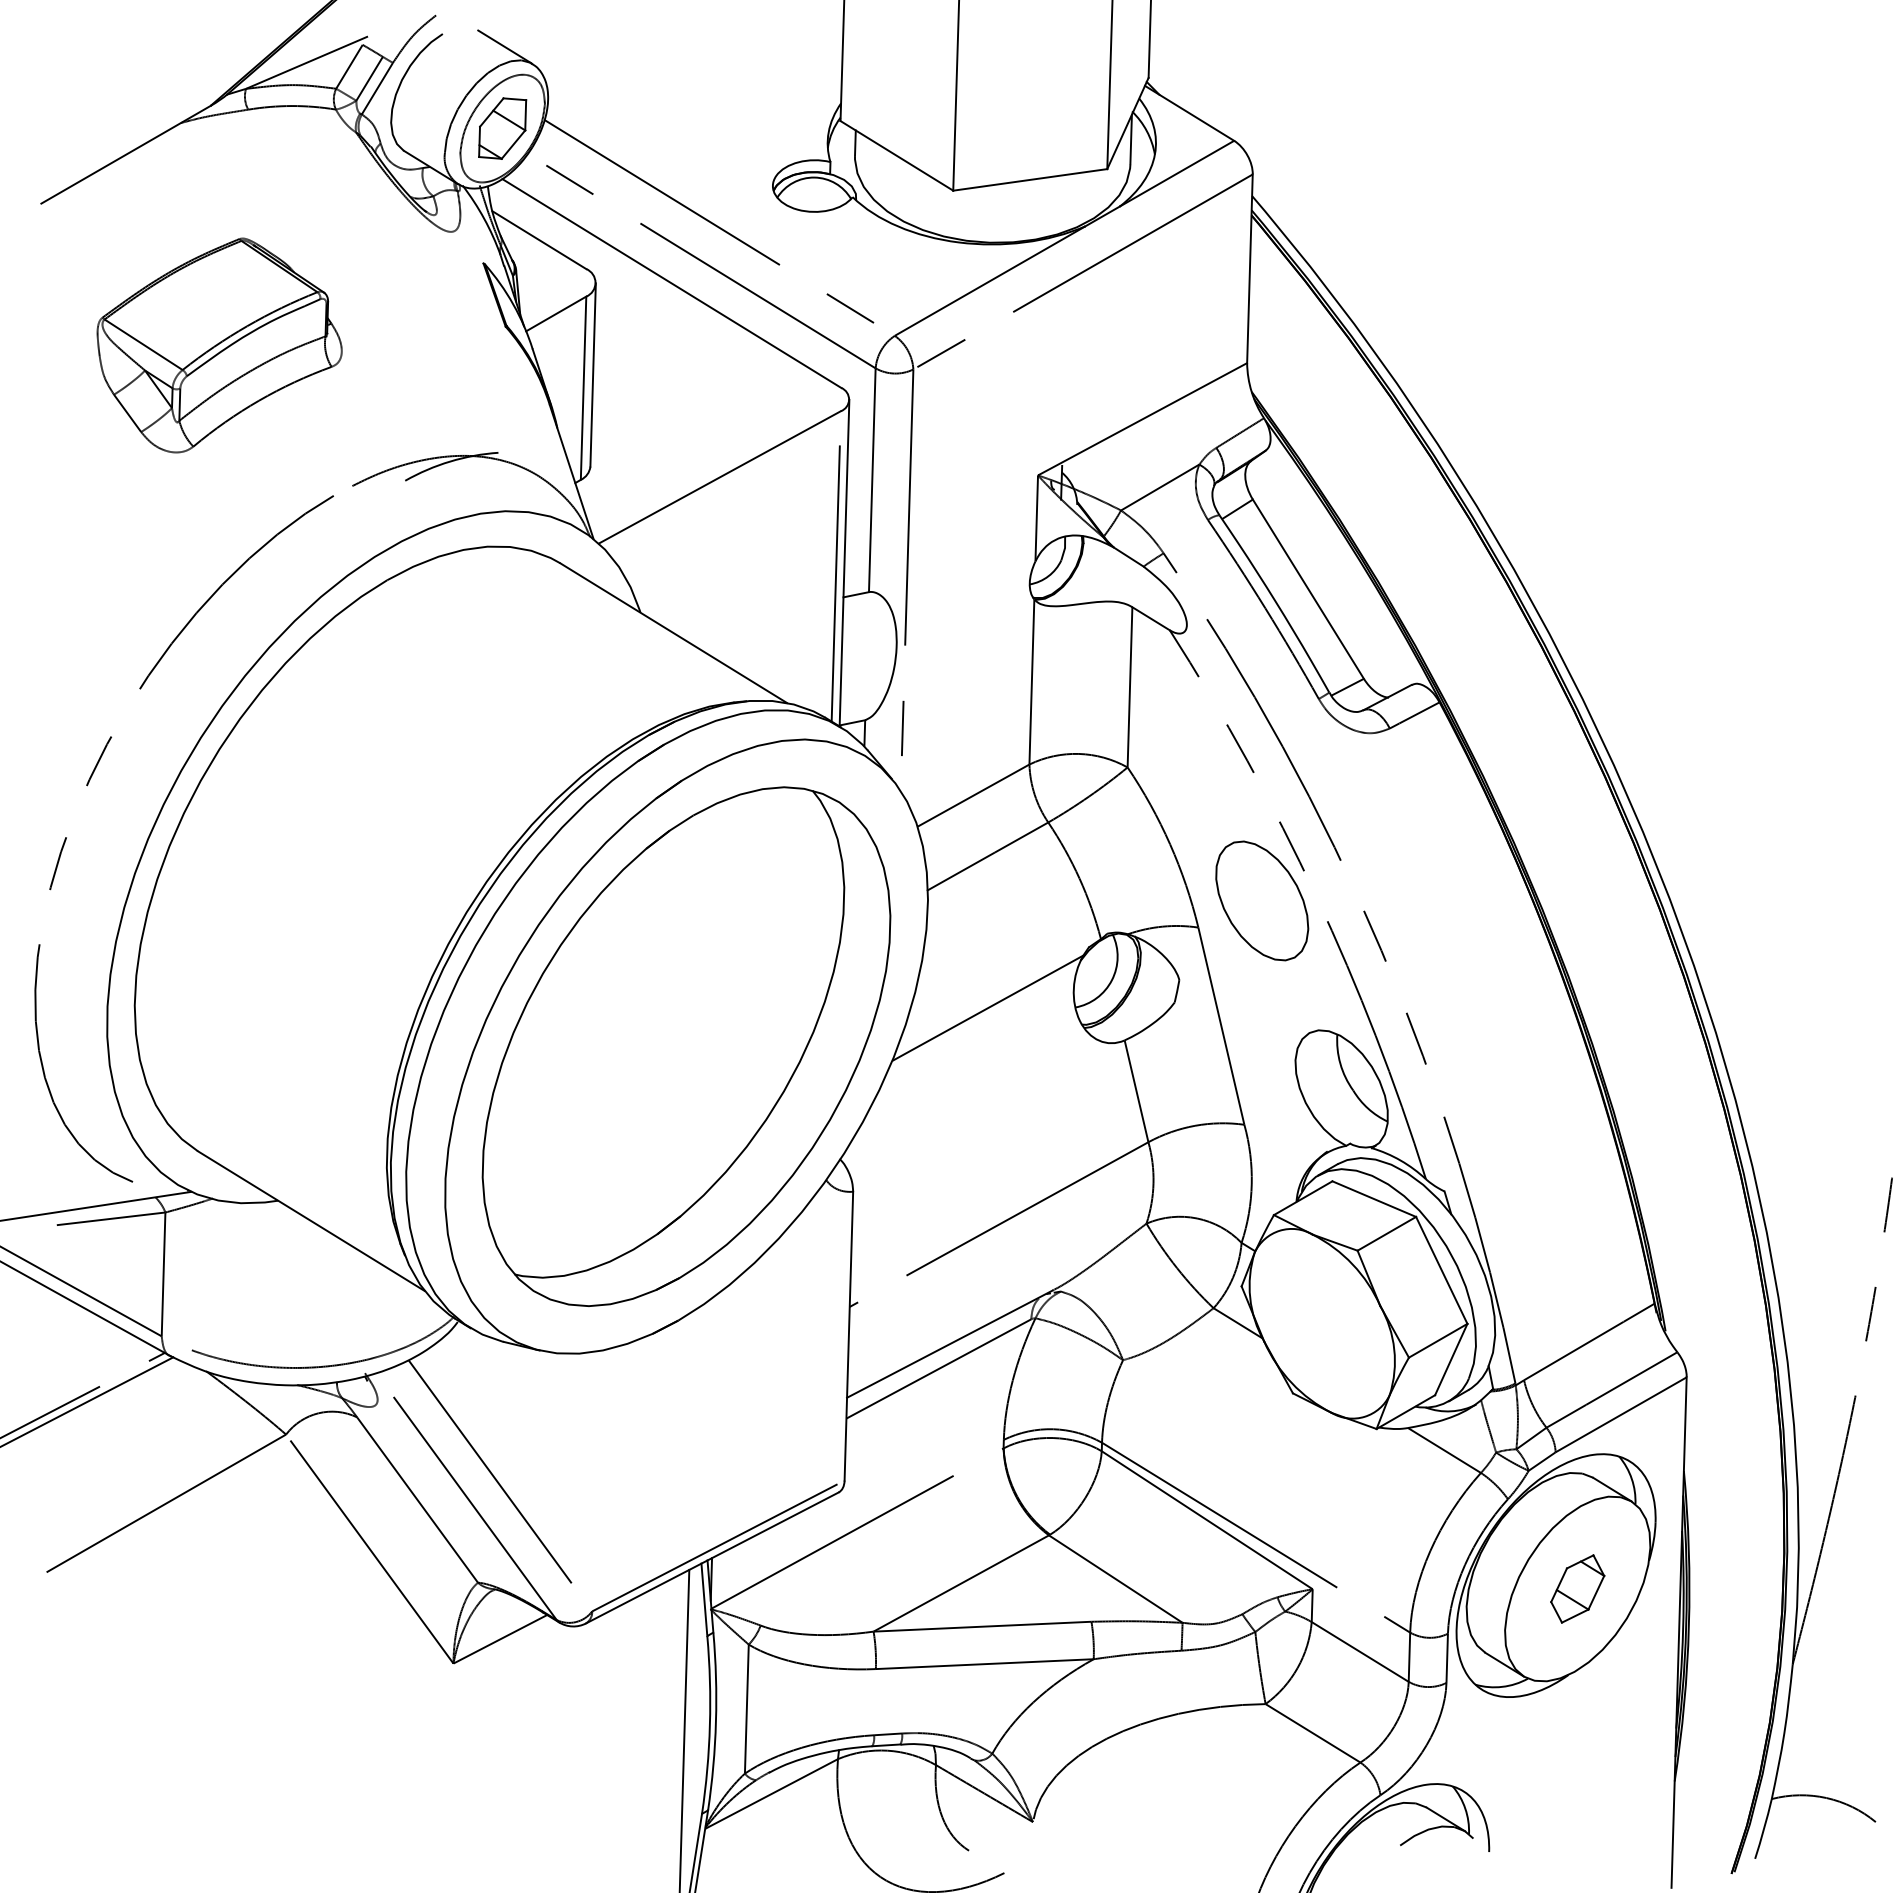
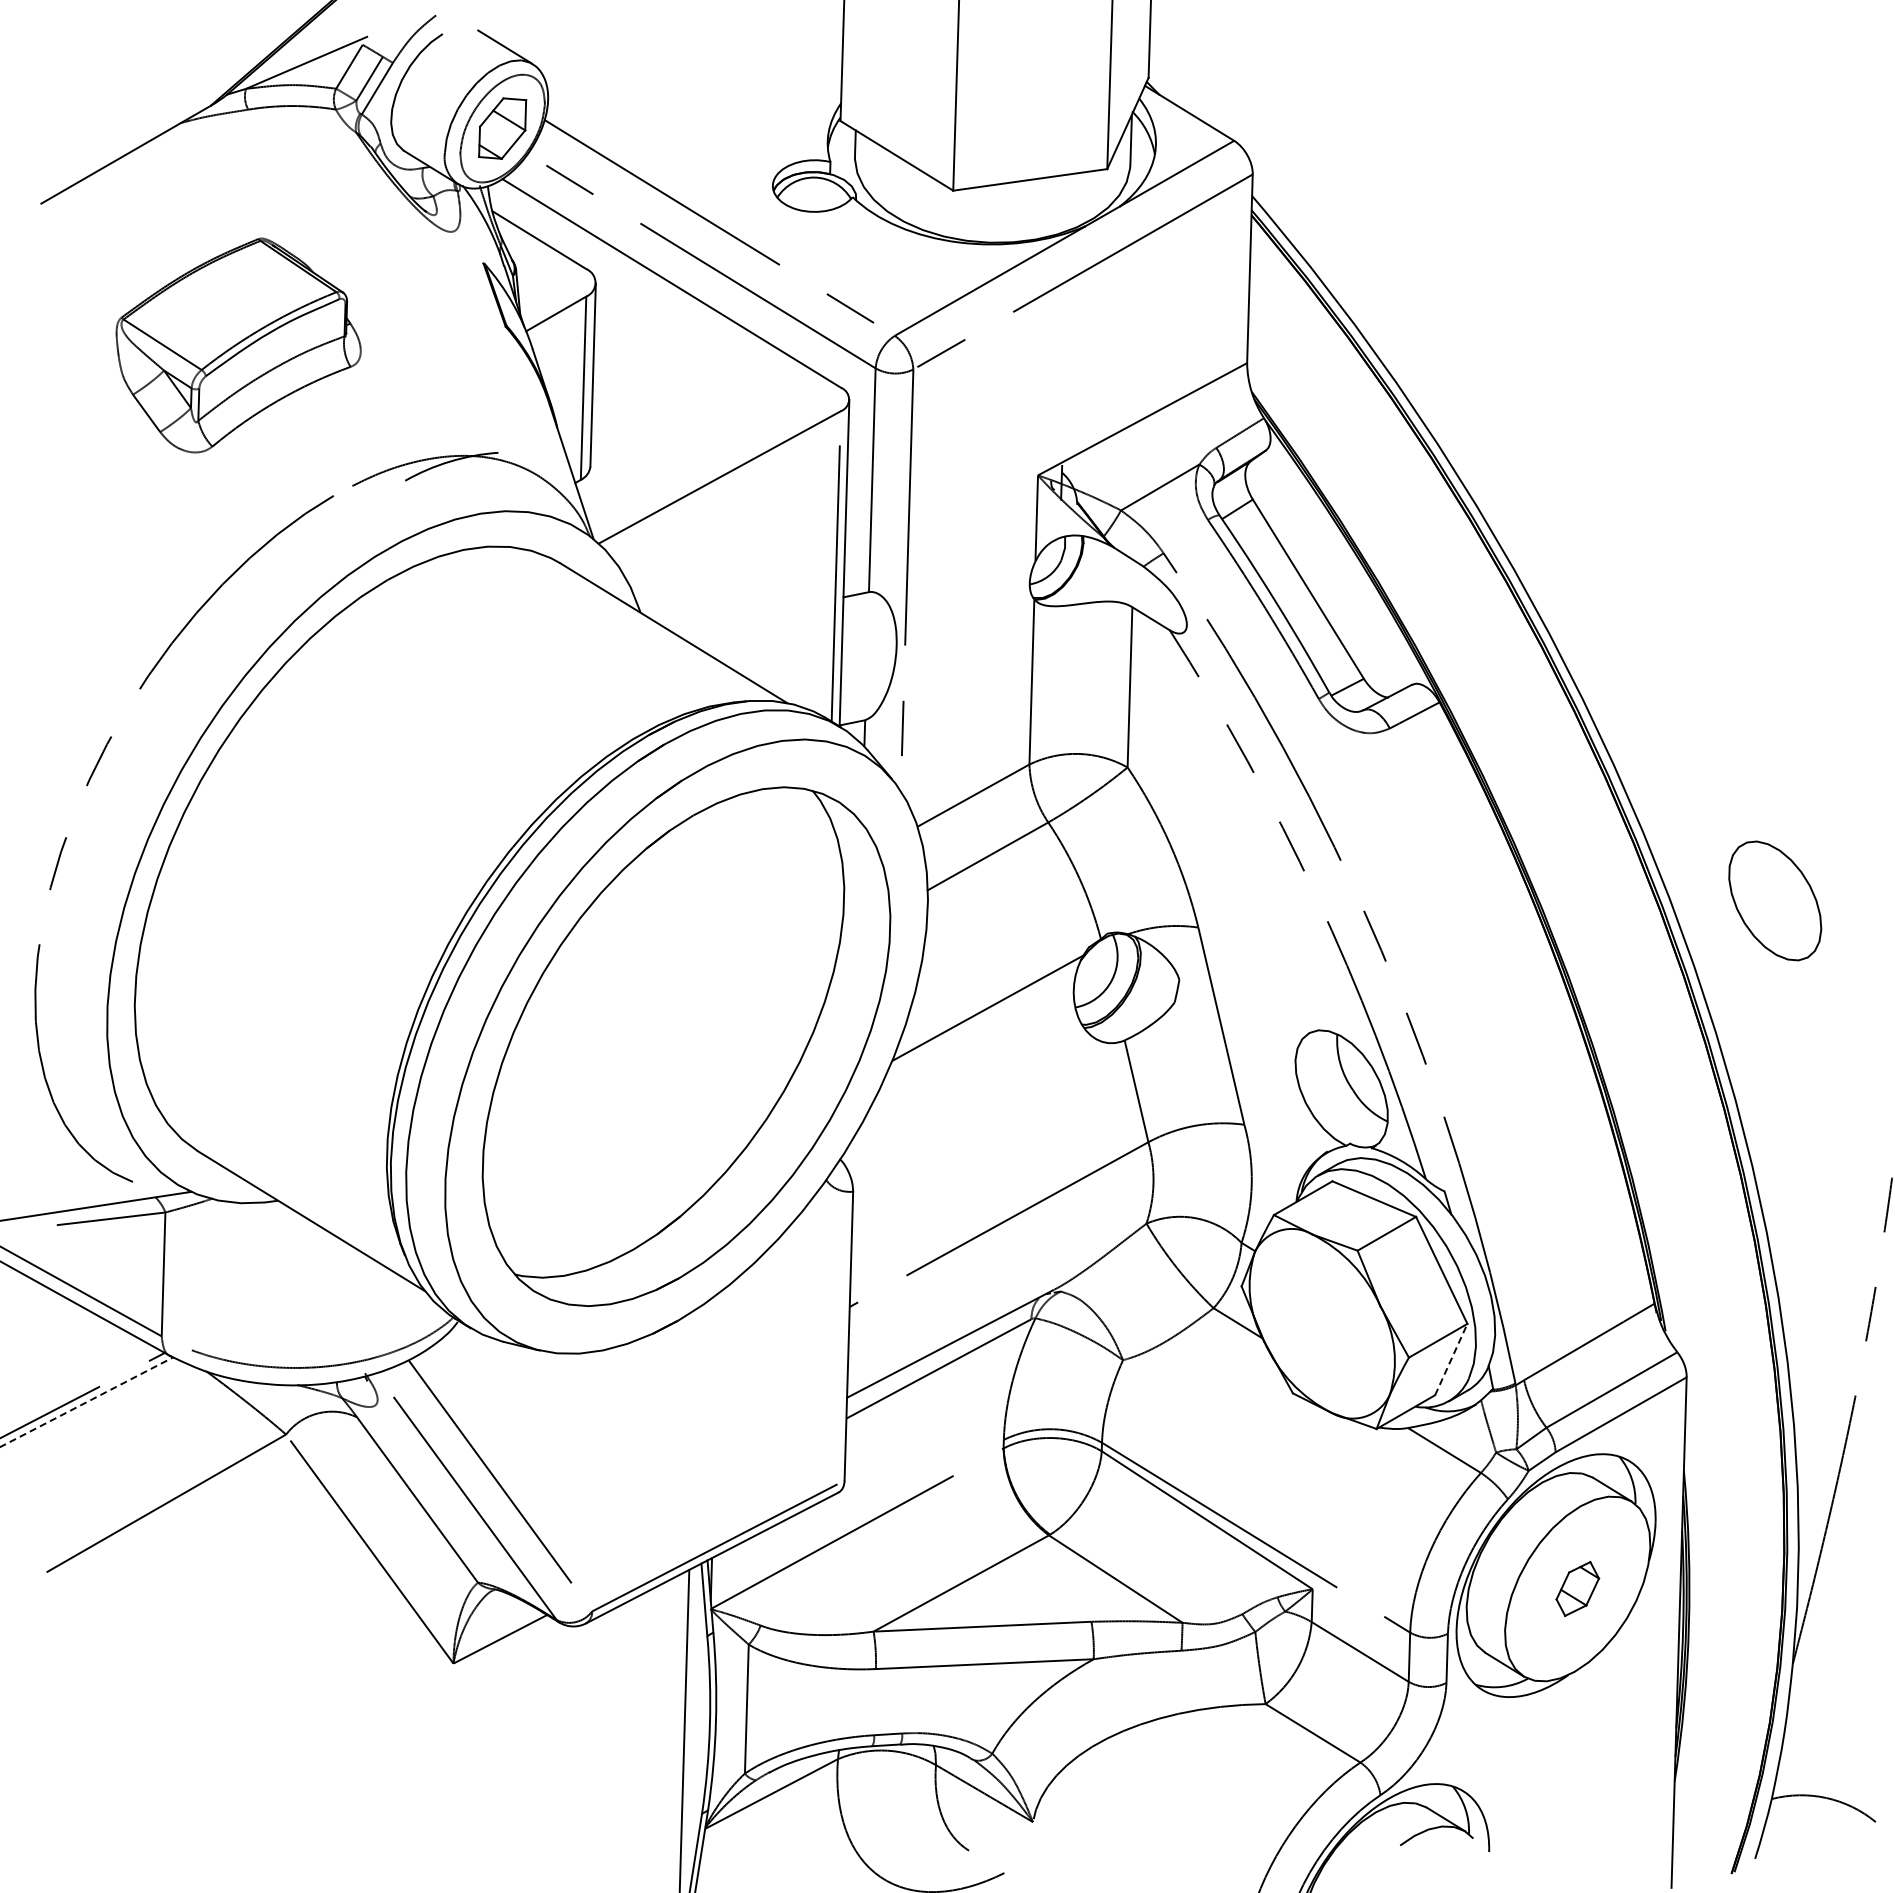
part position: (219, 345) -> (238, 345) (238, 345)
part position: (1262, 900) -> (1775, 900) (1775, 900)
line: solid -> dashed (1451, 1359)
line: solid -> dashed (87, 1401)
part size: 56x70 px -> 46x56 px (1577, 1588)
